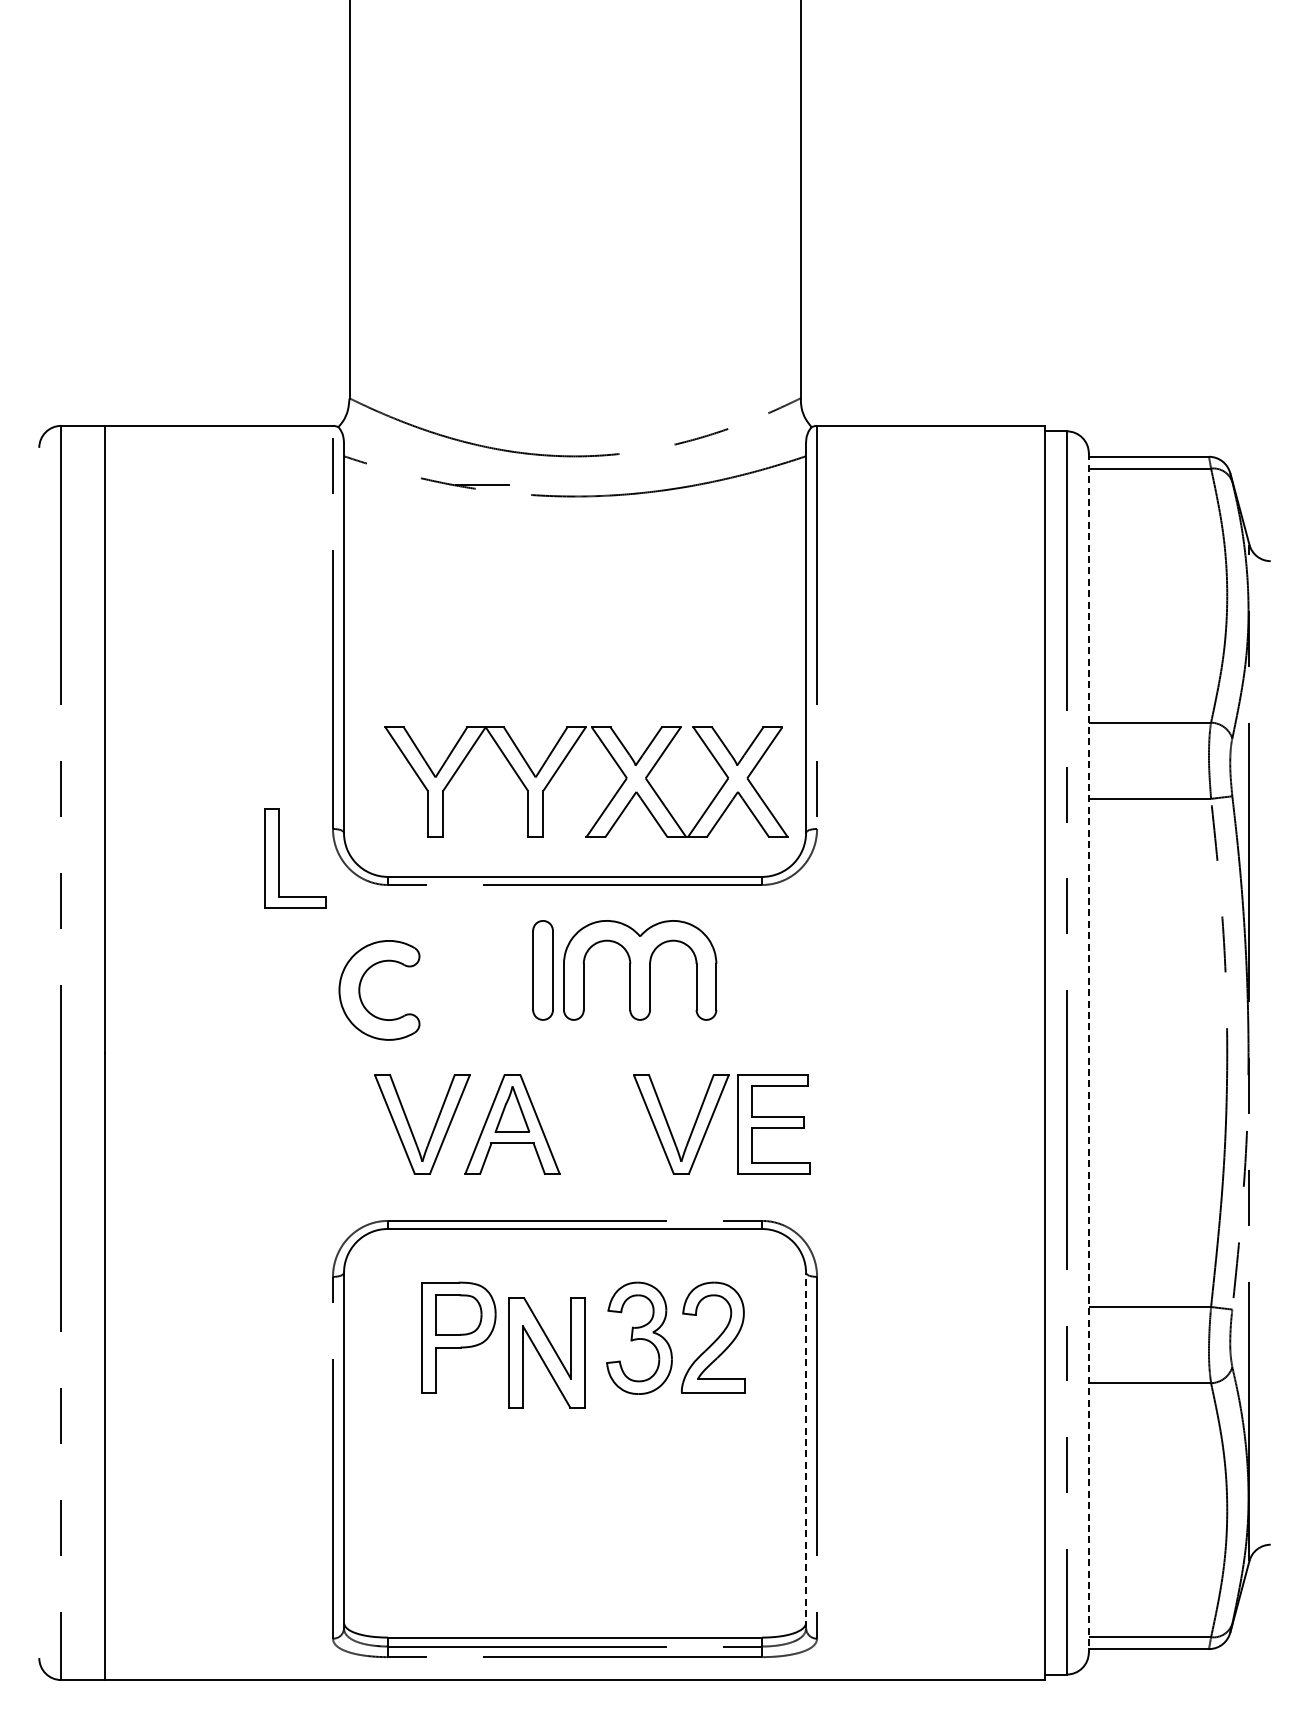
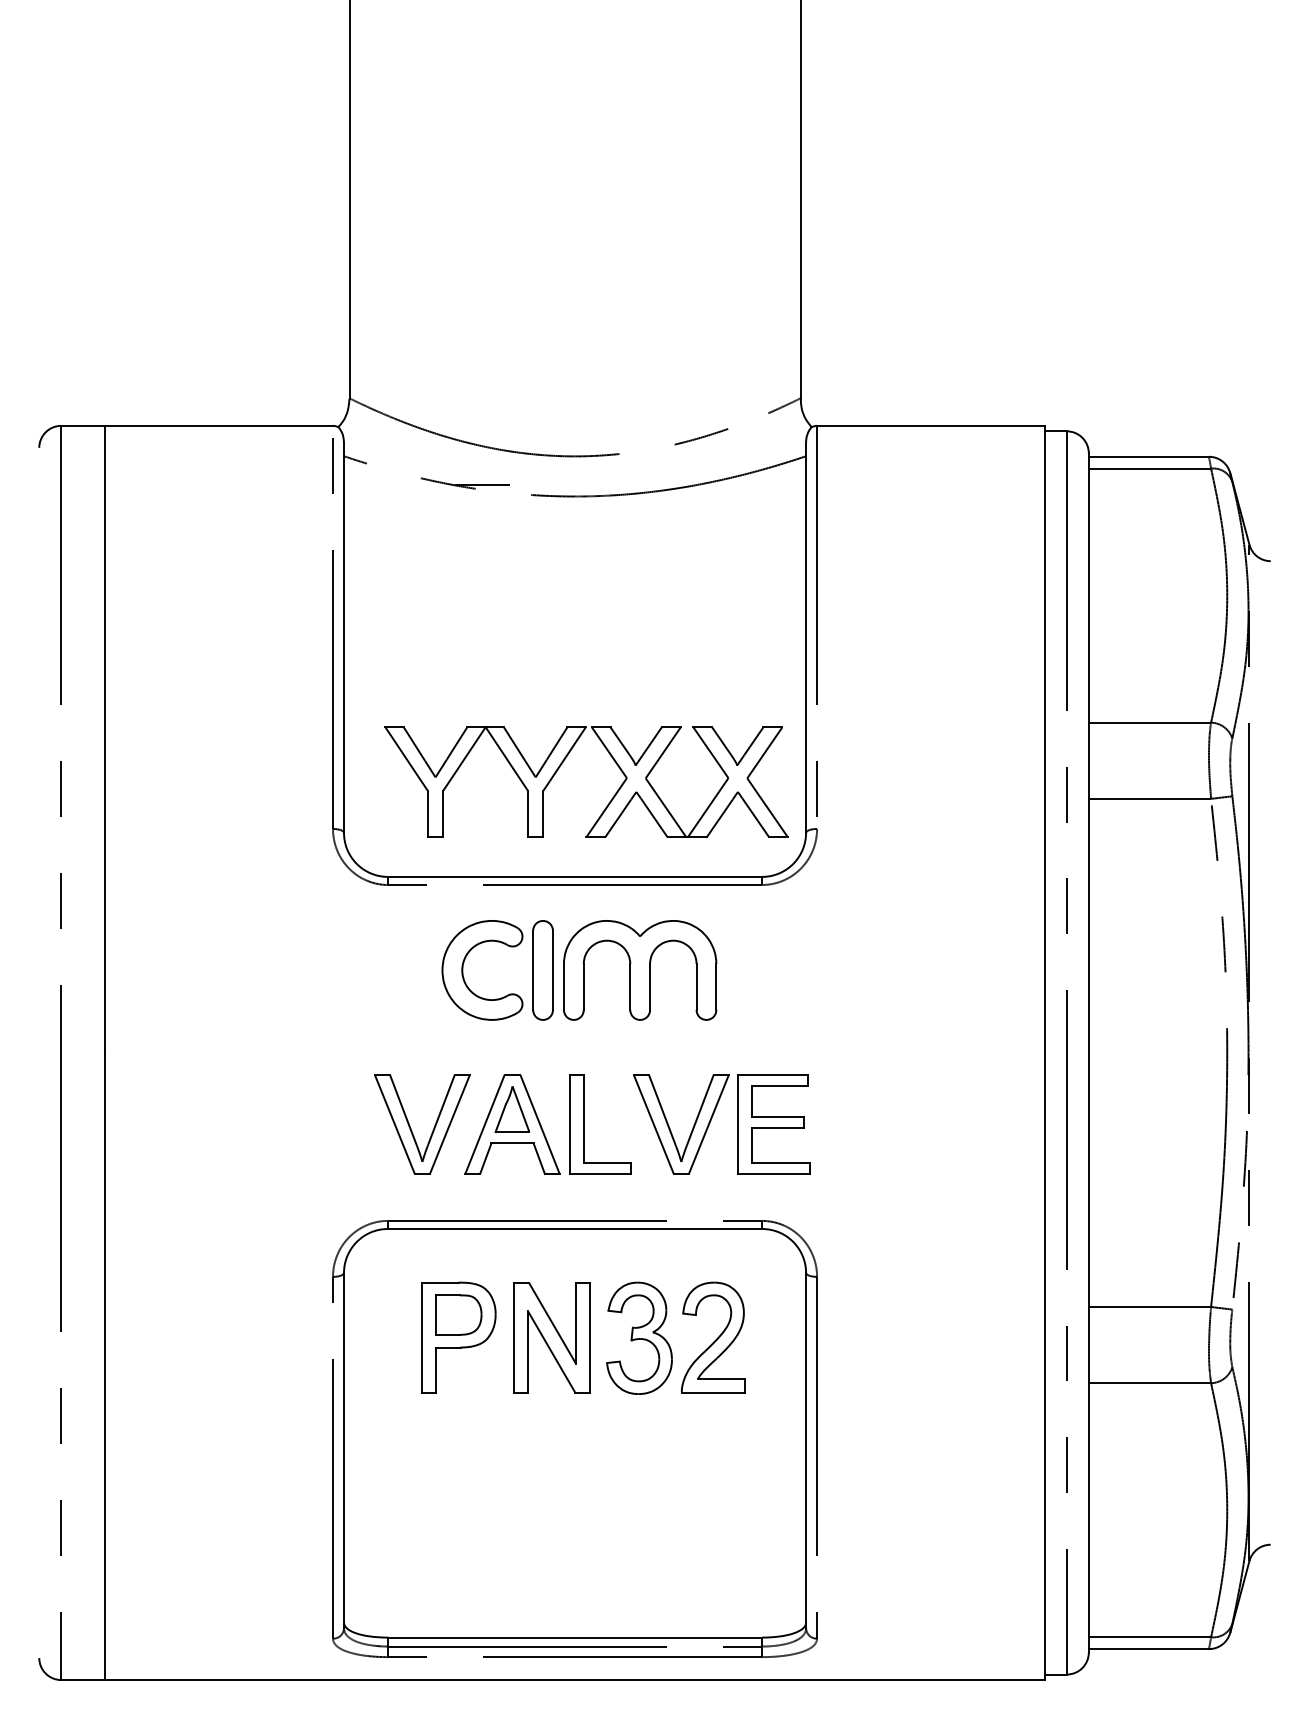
part position: (279, 858) -> (584, 1124) (584, 1124)
part position: (360, 990) -> (463, 970) (463, 970)
line: dashed -> solid (1088, 1052)
part position: (546, 1352) -> (551, 1337) (551, 1337)
line: dashed -> solid (806, 1450)
